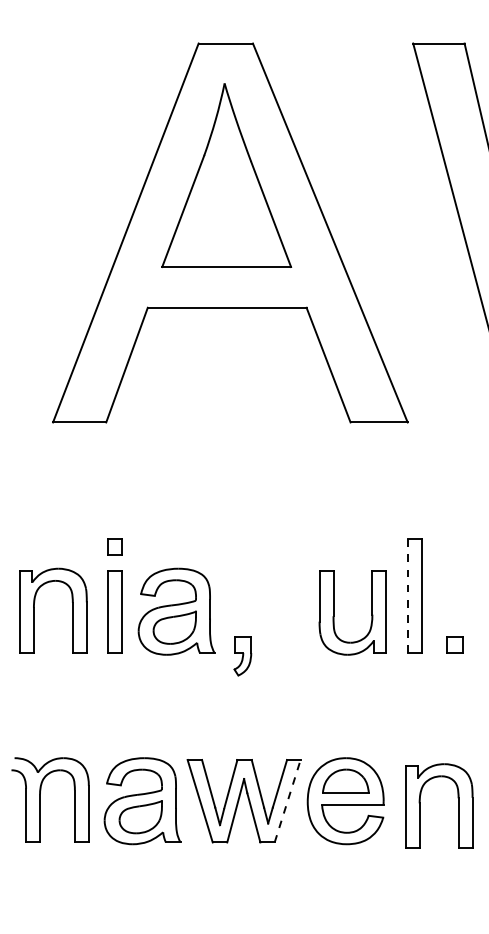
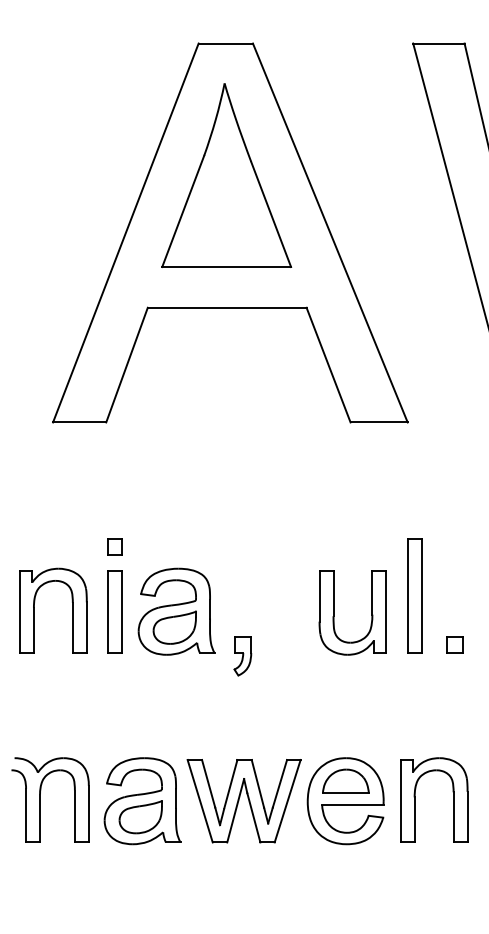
line: dashed -> solid (407, 596)
line: dashed -> solid (287, 800)
part position: (420, 805) -> (415, 799) (415, 799)
